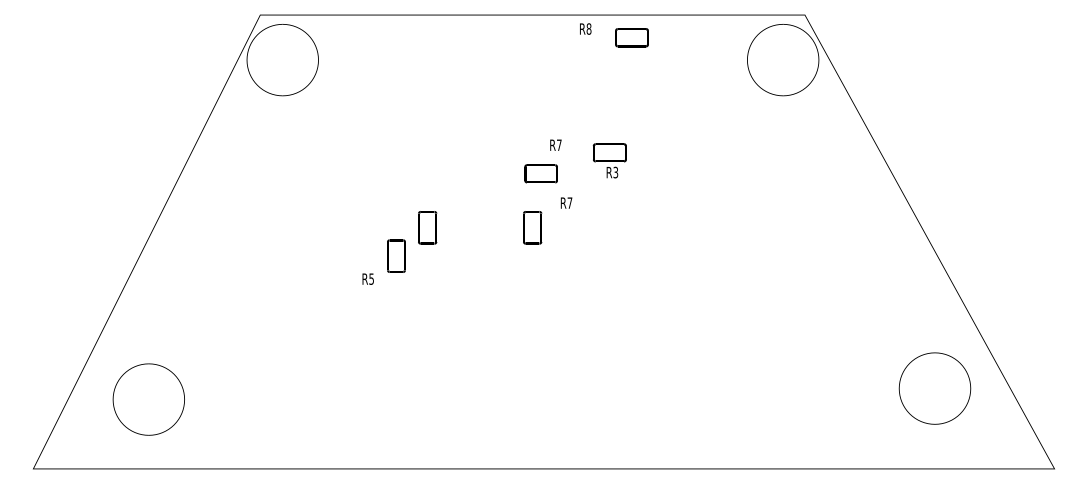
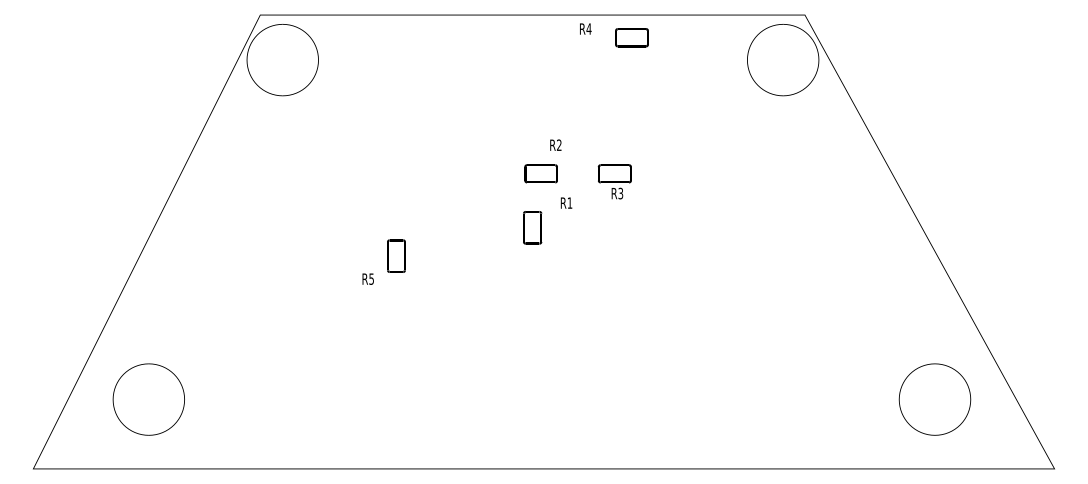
text: R8 -> R4 (588, 28)
text: R7 -> R2 (559, 144)
text position: (609, 160) -> (614, 181) (614, 181)
text: R7 -> R1 (569, 202)
part: present -> none (427, 227)
part position: (934, 388) -> (934, 399) (934, 399)
